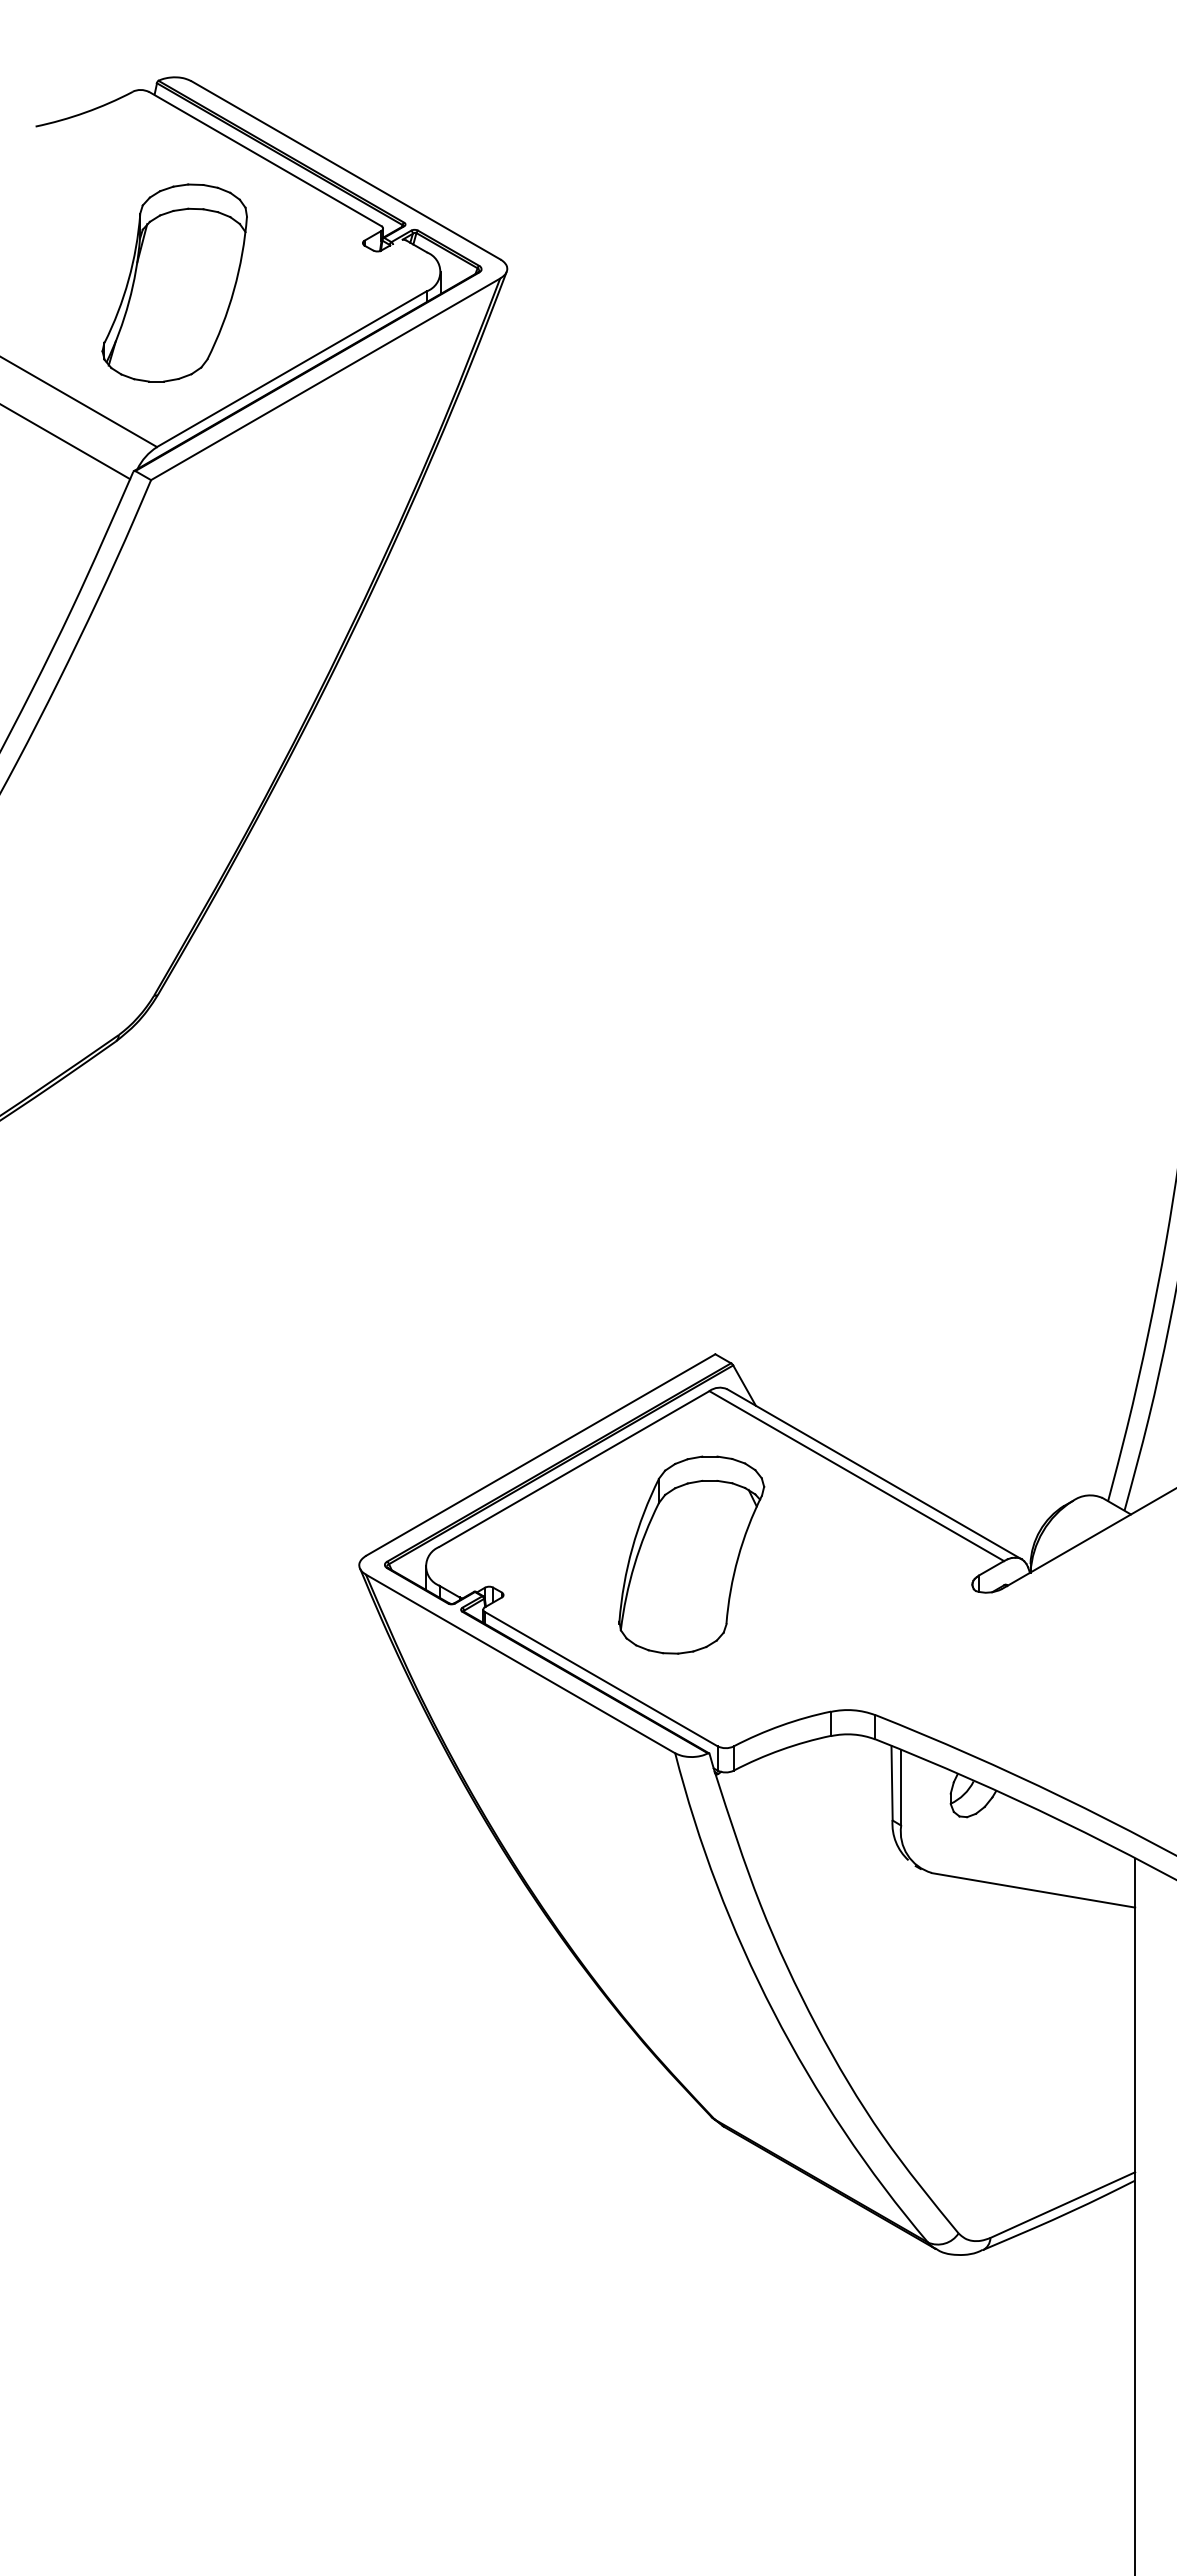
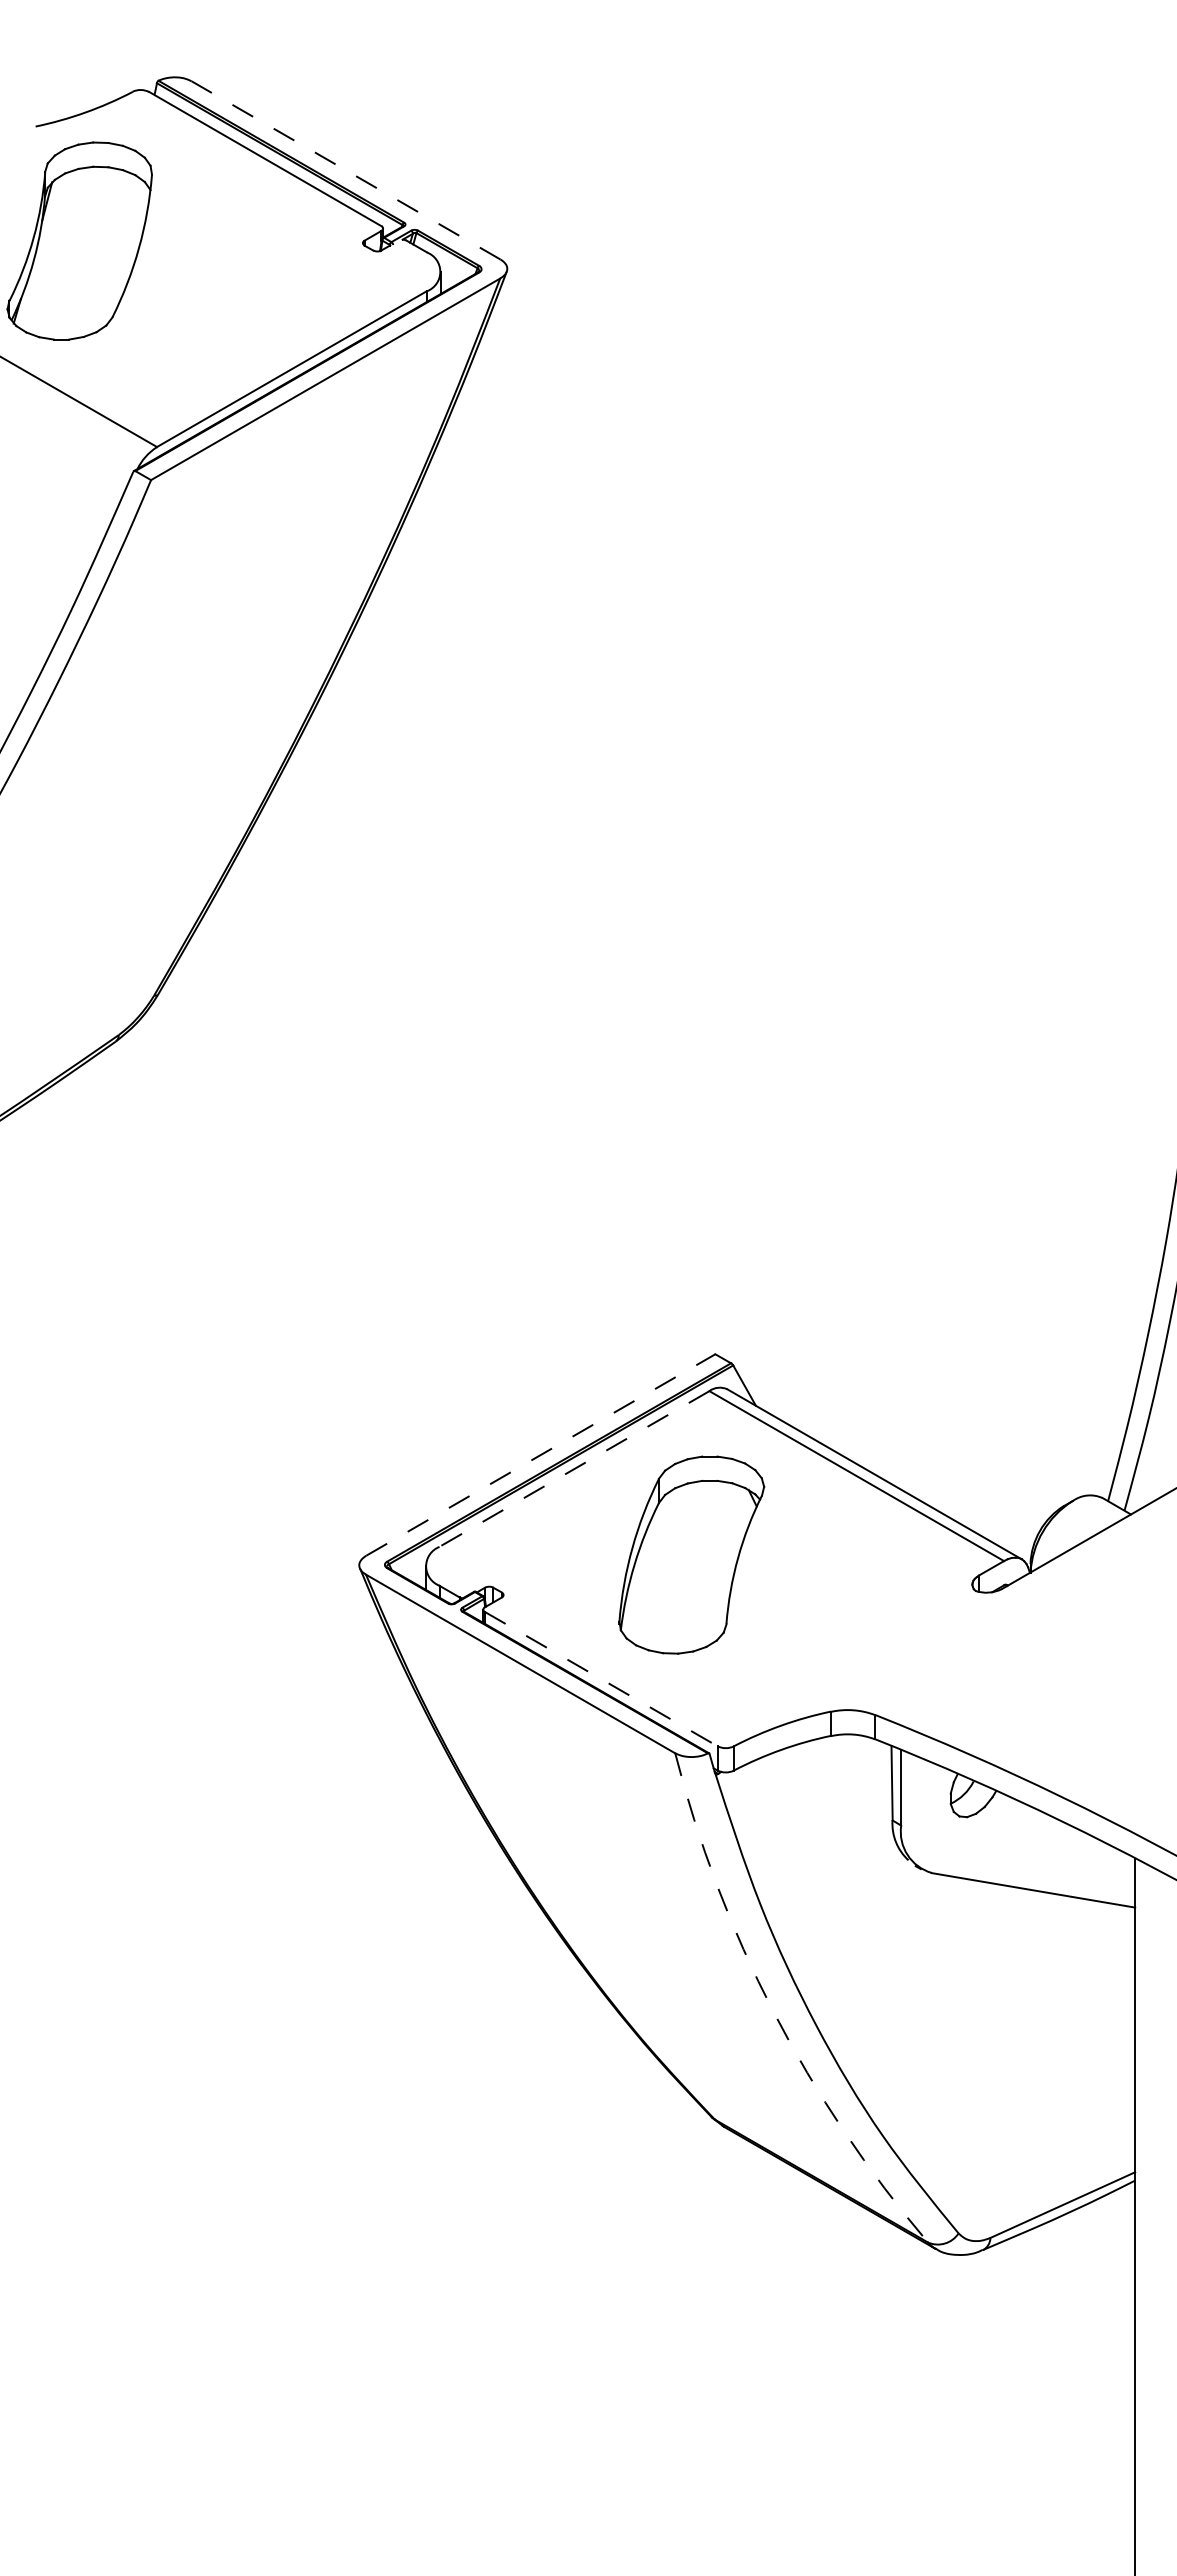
line: solid -> dashed (345, 170)
part position: (174, 282) -> (79, 240) (79, 240)
line: present -> none (66, 442)
line: solid -> dashed (541, 1454)
line: solid -> dashed (574, 1468)
line: solid -> dashed (601, 1679)
arc: solid -> dashed (773, 2012)
